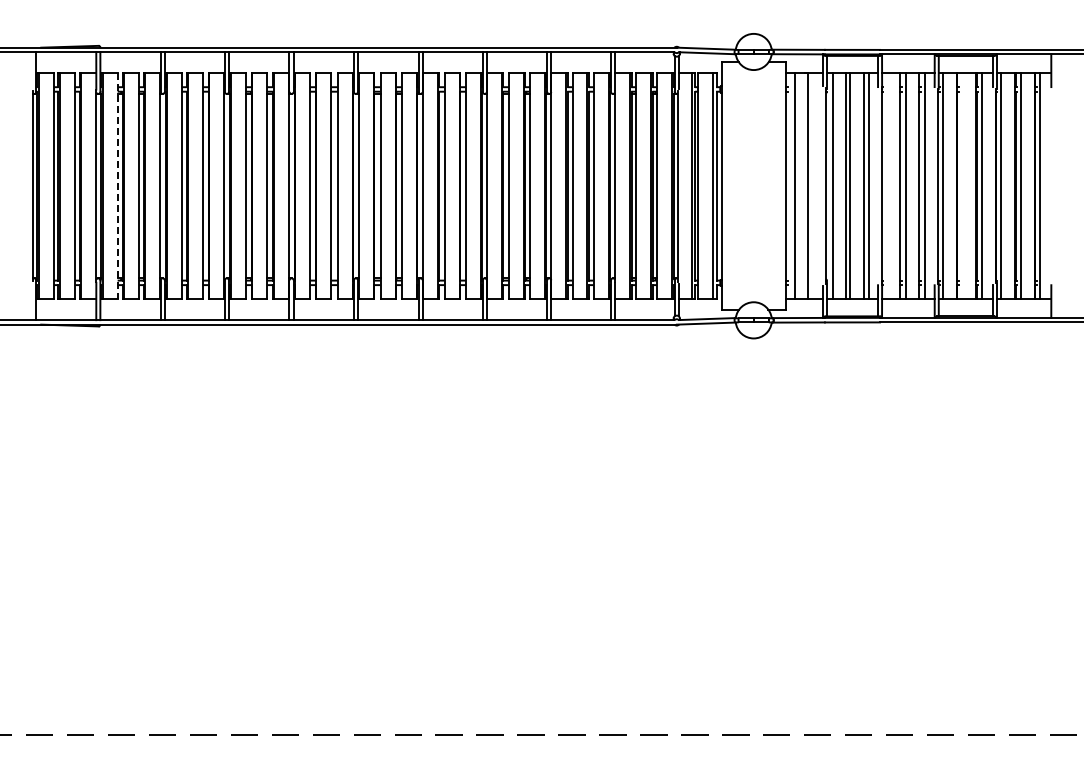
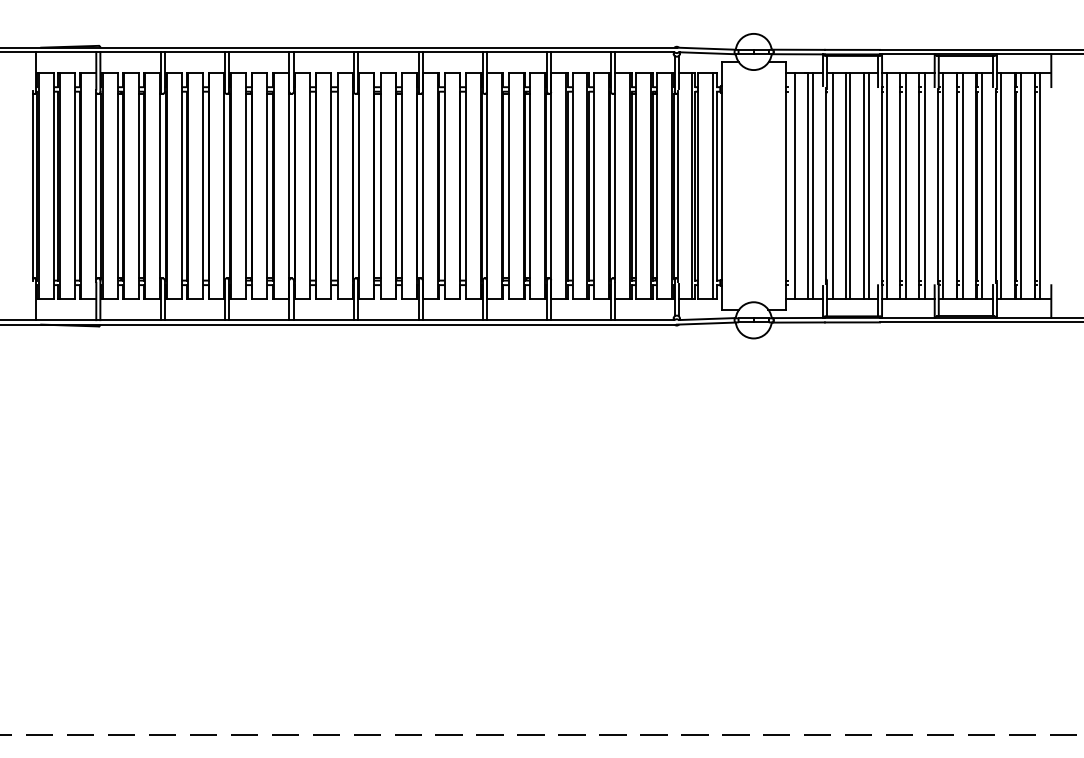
line: dashed -> solid (117, 186)
line: none -> present (812, 186)
line: none -> present (886, 186)
line: none -> present (962, 186)
